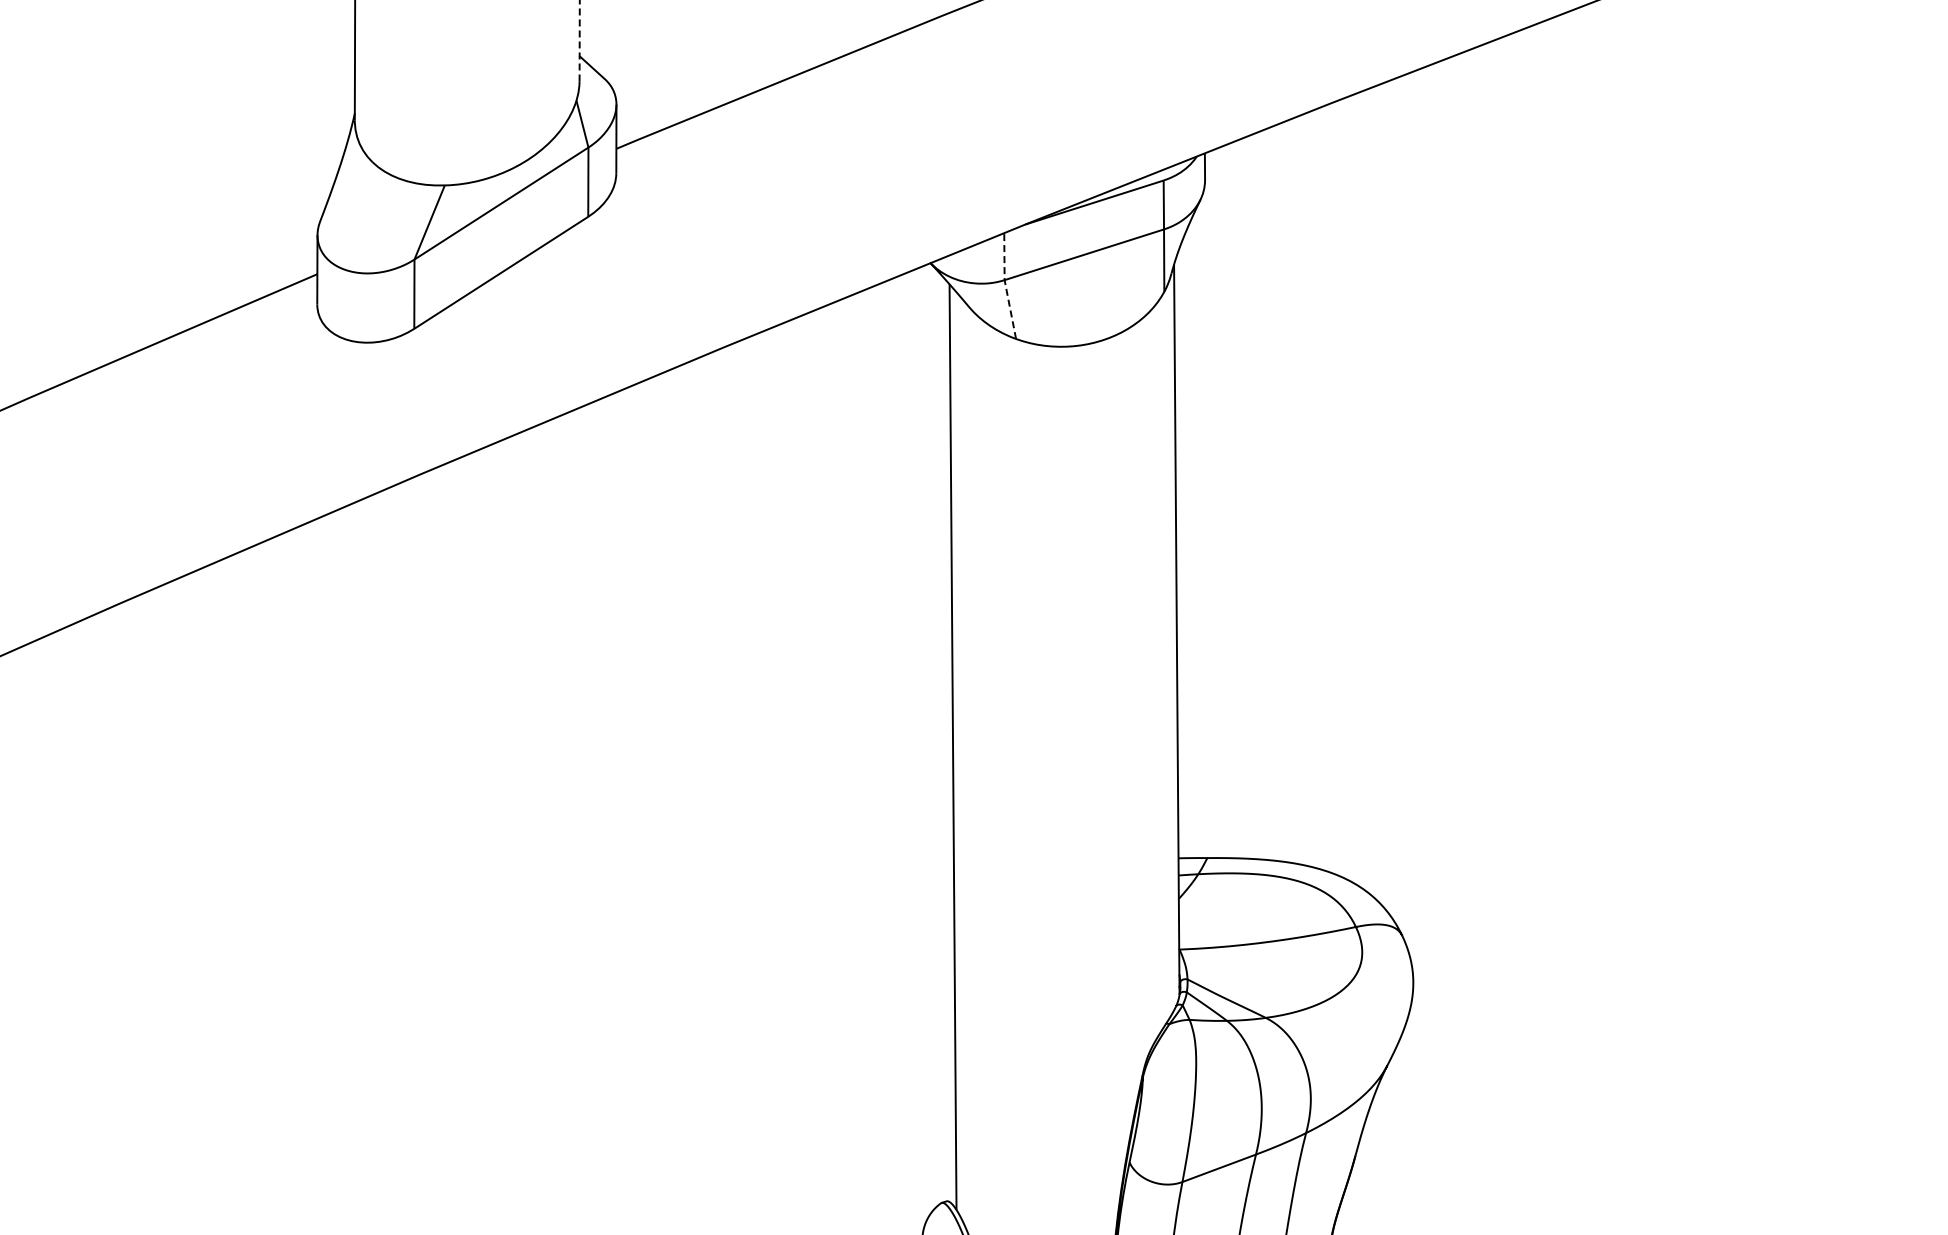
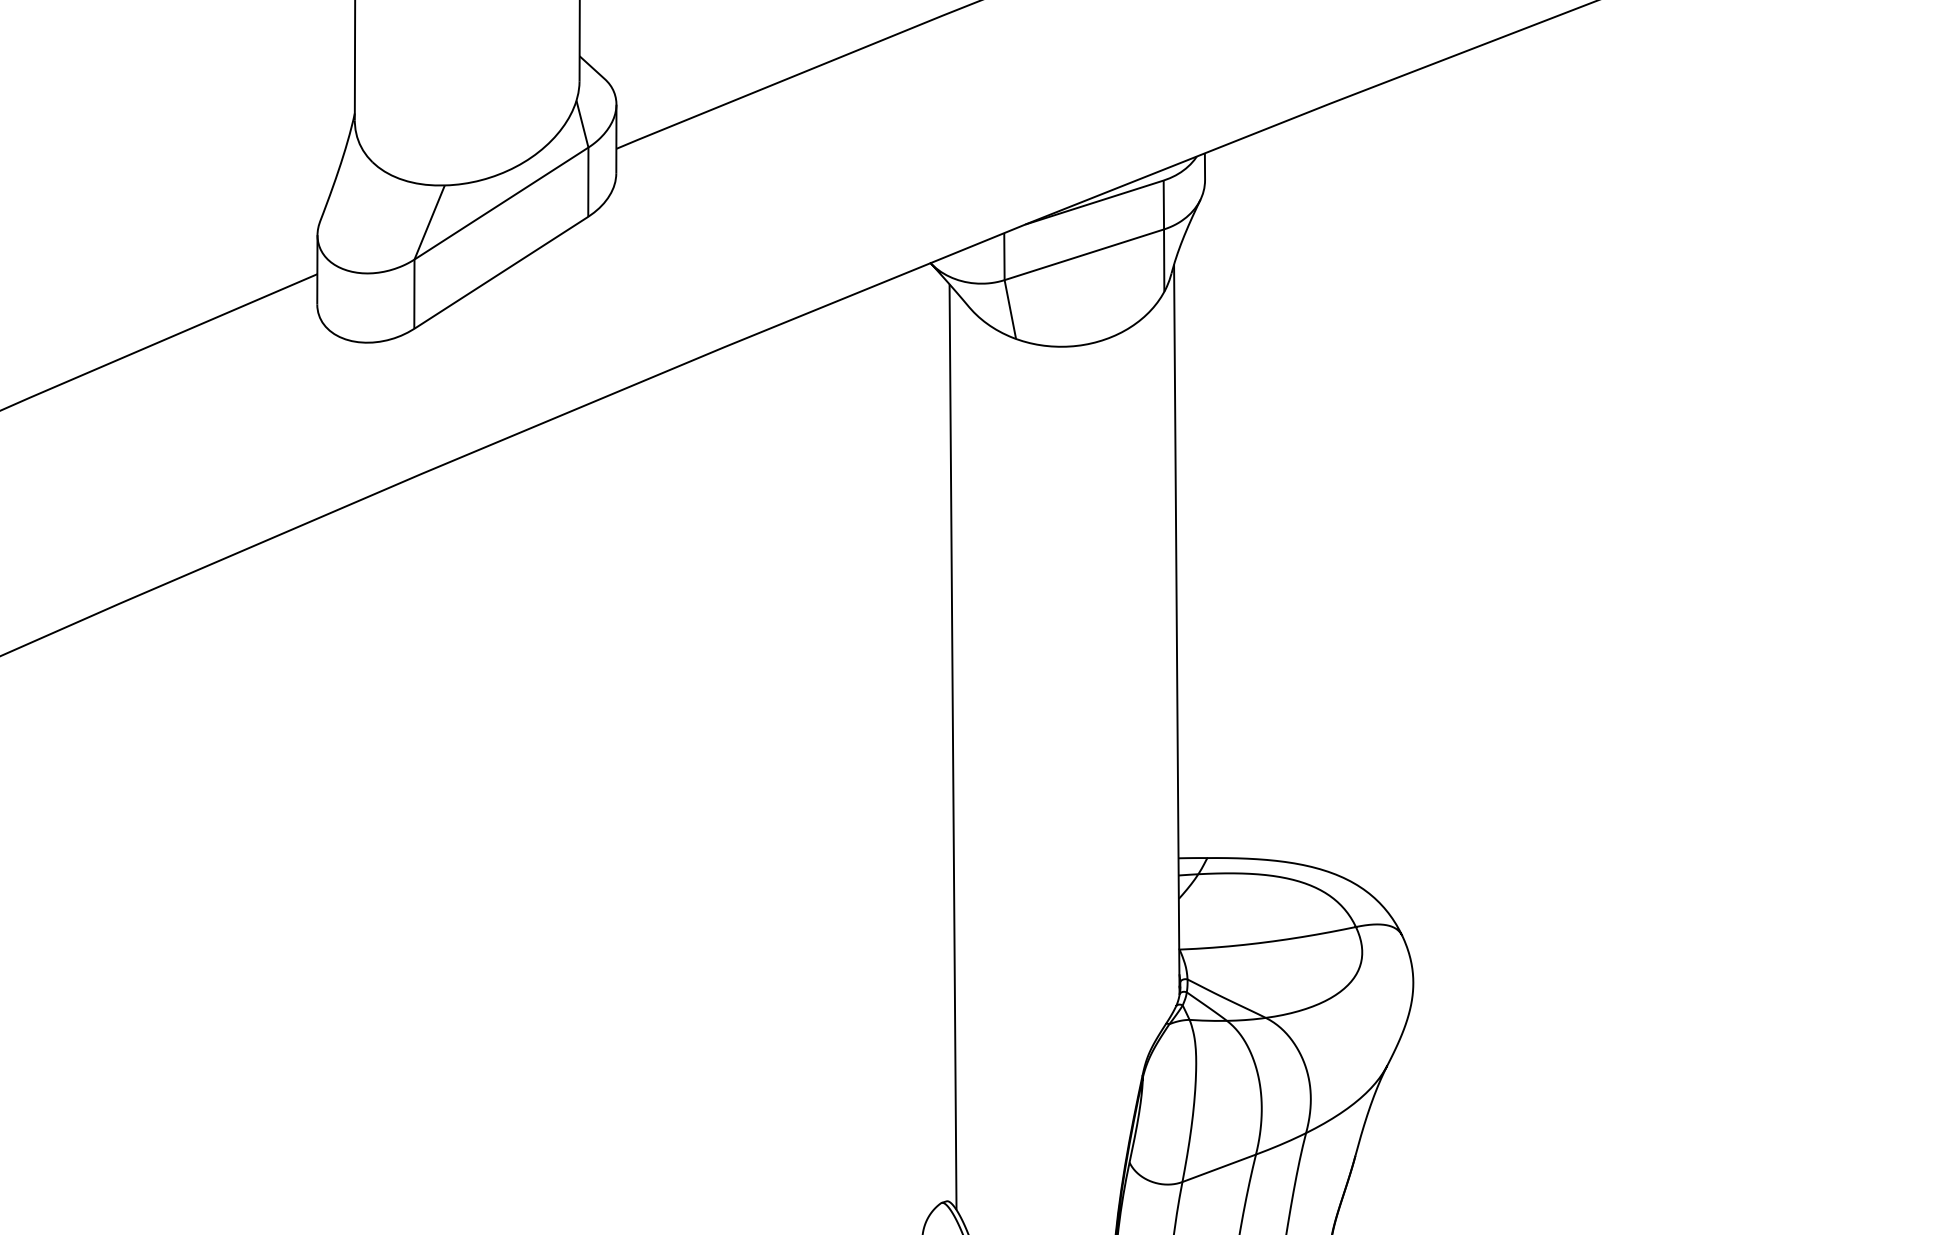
line: dashed -> solid (579, 40)
line: dashed -> solid (1005, 285)
